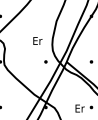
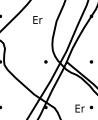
text position: (37, 40) -> (37, 19) (37, 19)
